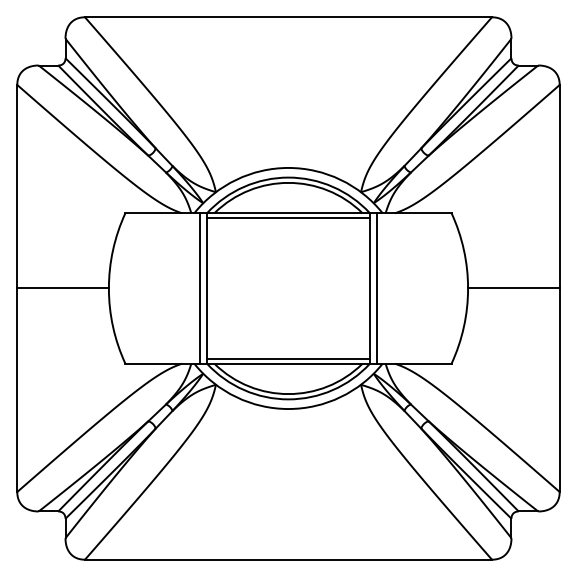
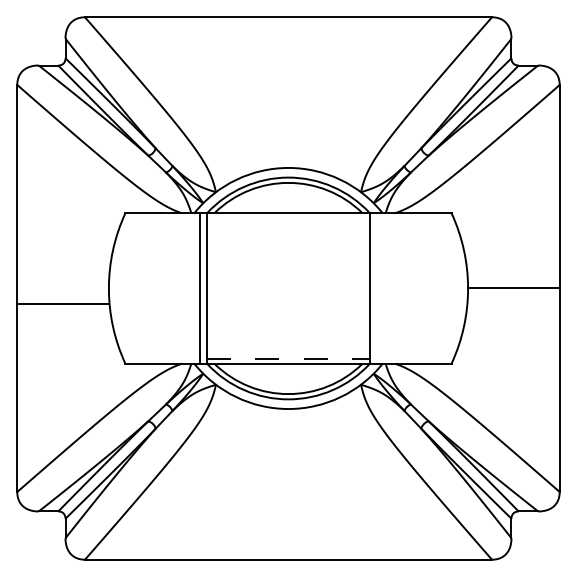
line: present -> none (288, 217)
line position: (63, 288) -> (63, 304) (63, 304)
line: present -> none (377, 288)
line: solid -> dashed (289, 359)
